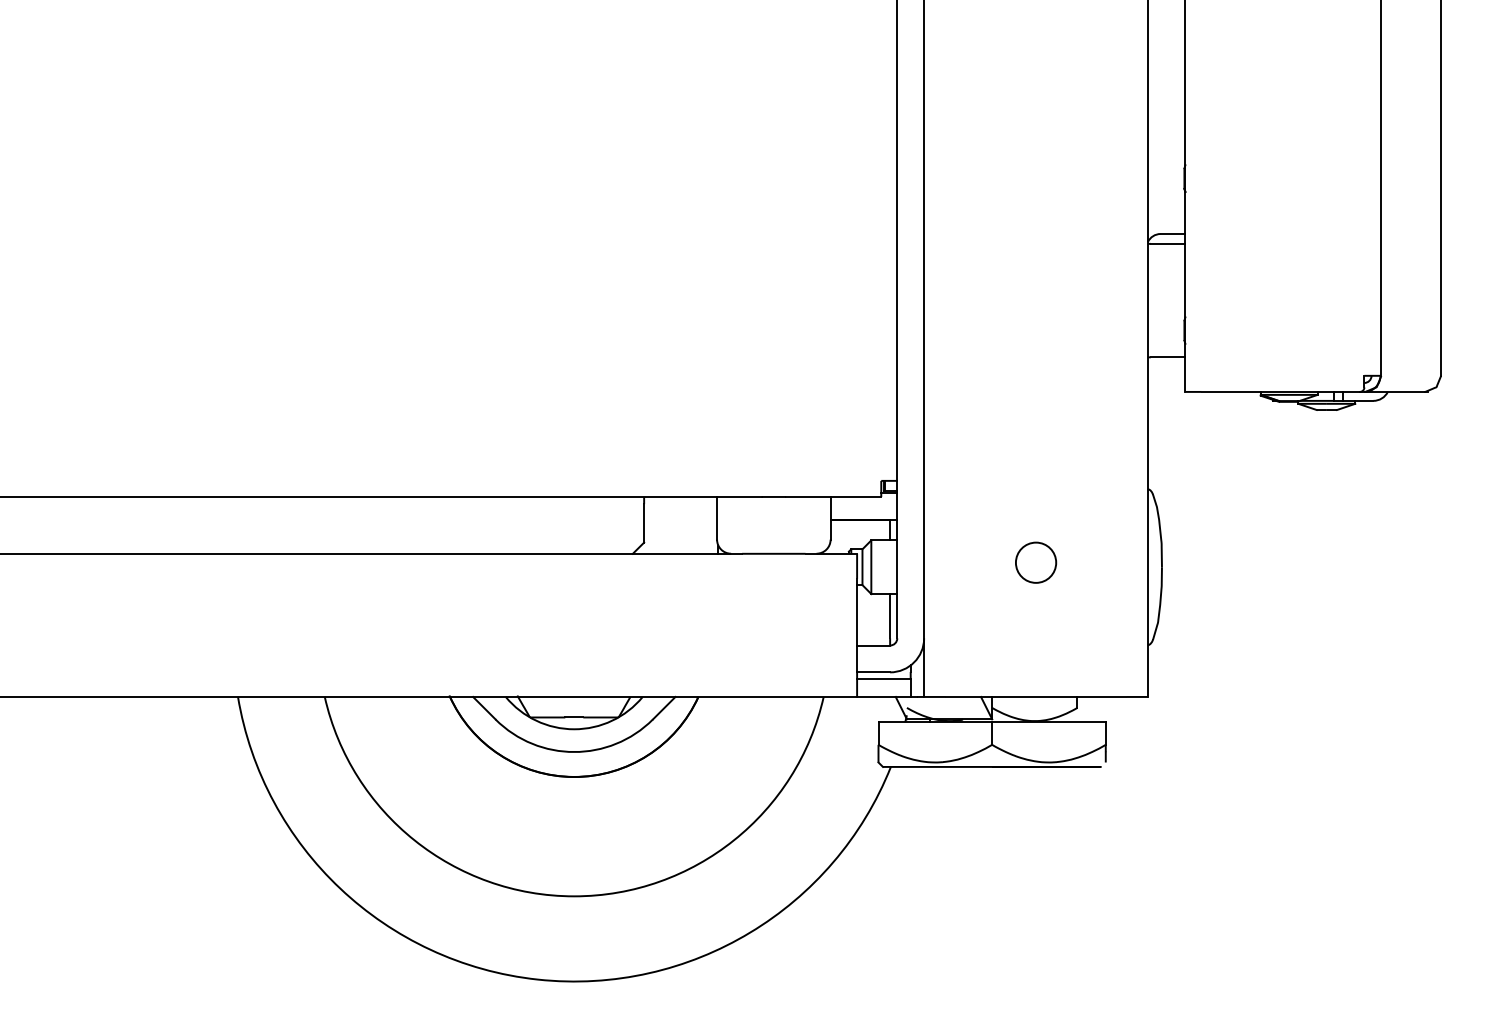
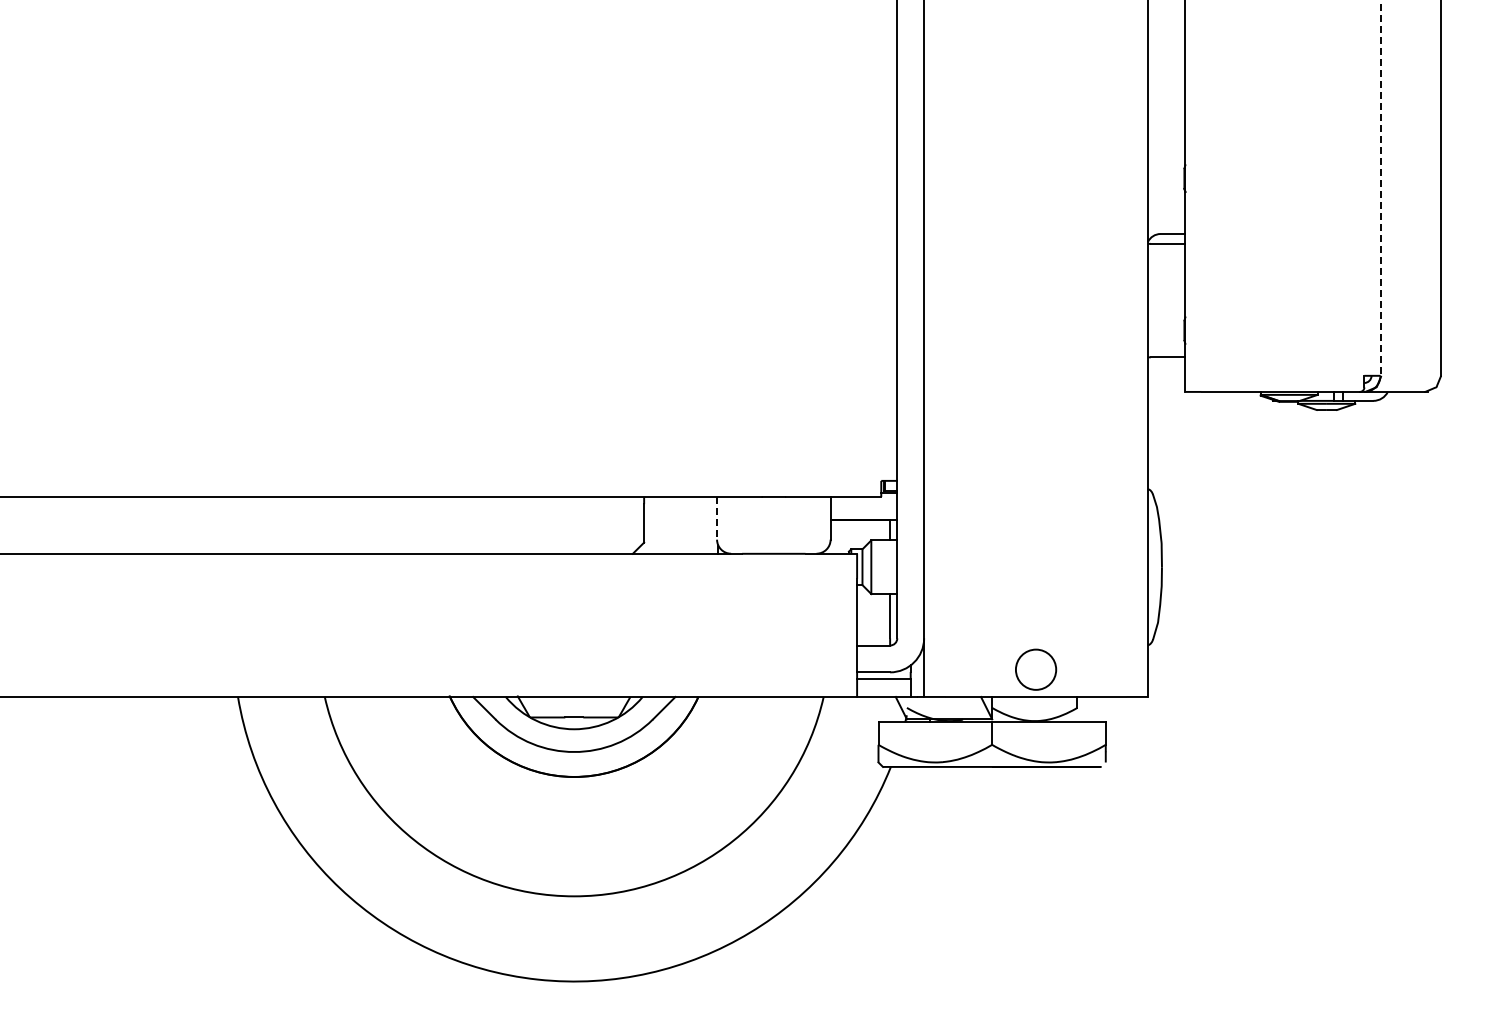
line: solid -> dashed (1380, 188)
line: solid -> dashed (716, 518)
circle position: (1036, 562) -> (1036, 669) (1036, 669)
